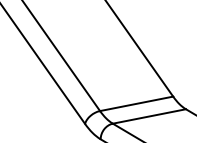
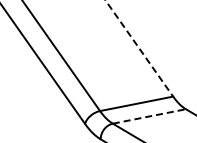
line: solid -> dashed (139, 48)
line: solid -> dashed (149, 116)
